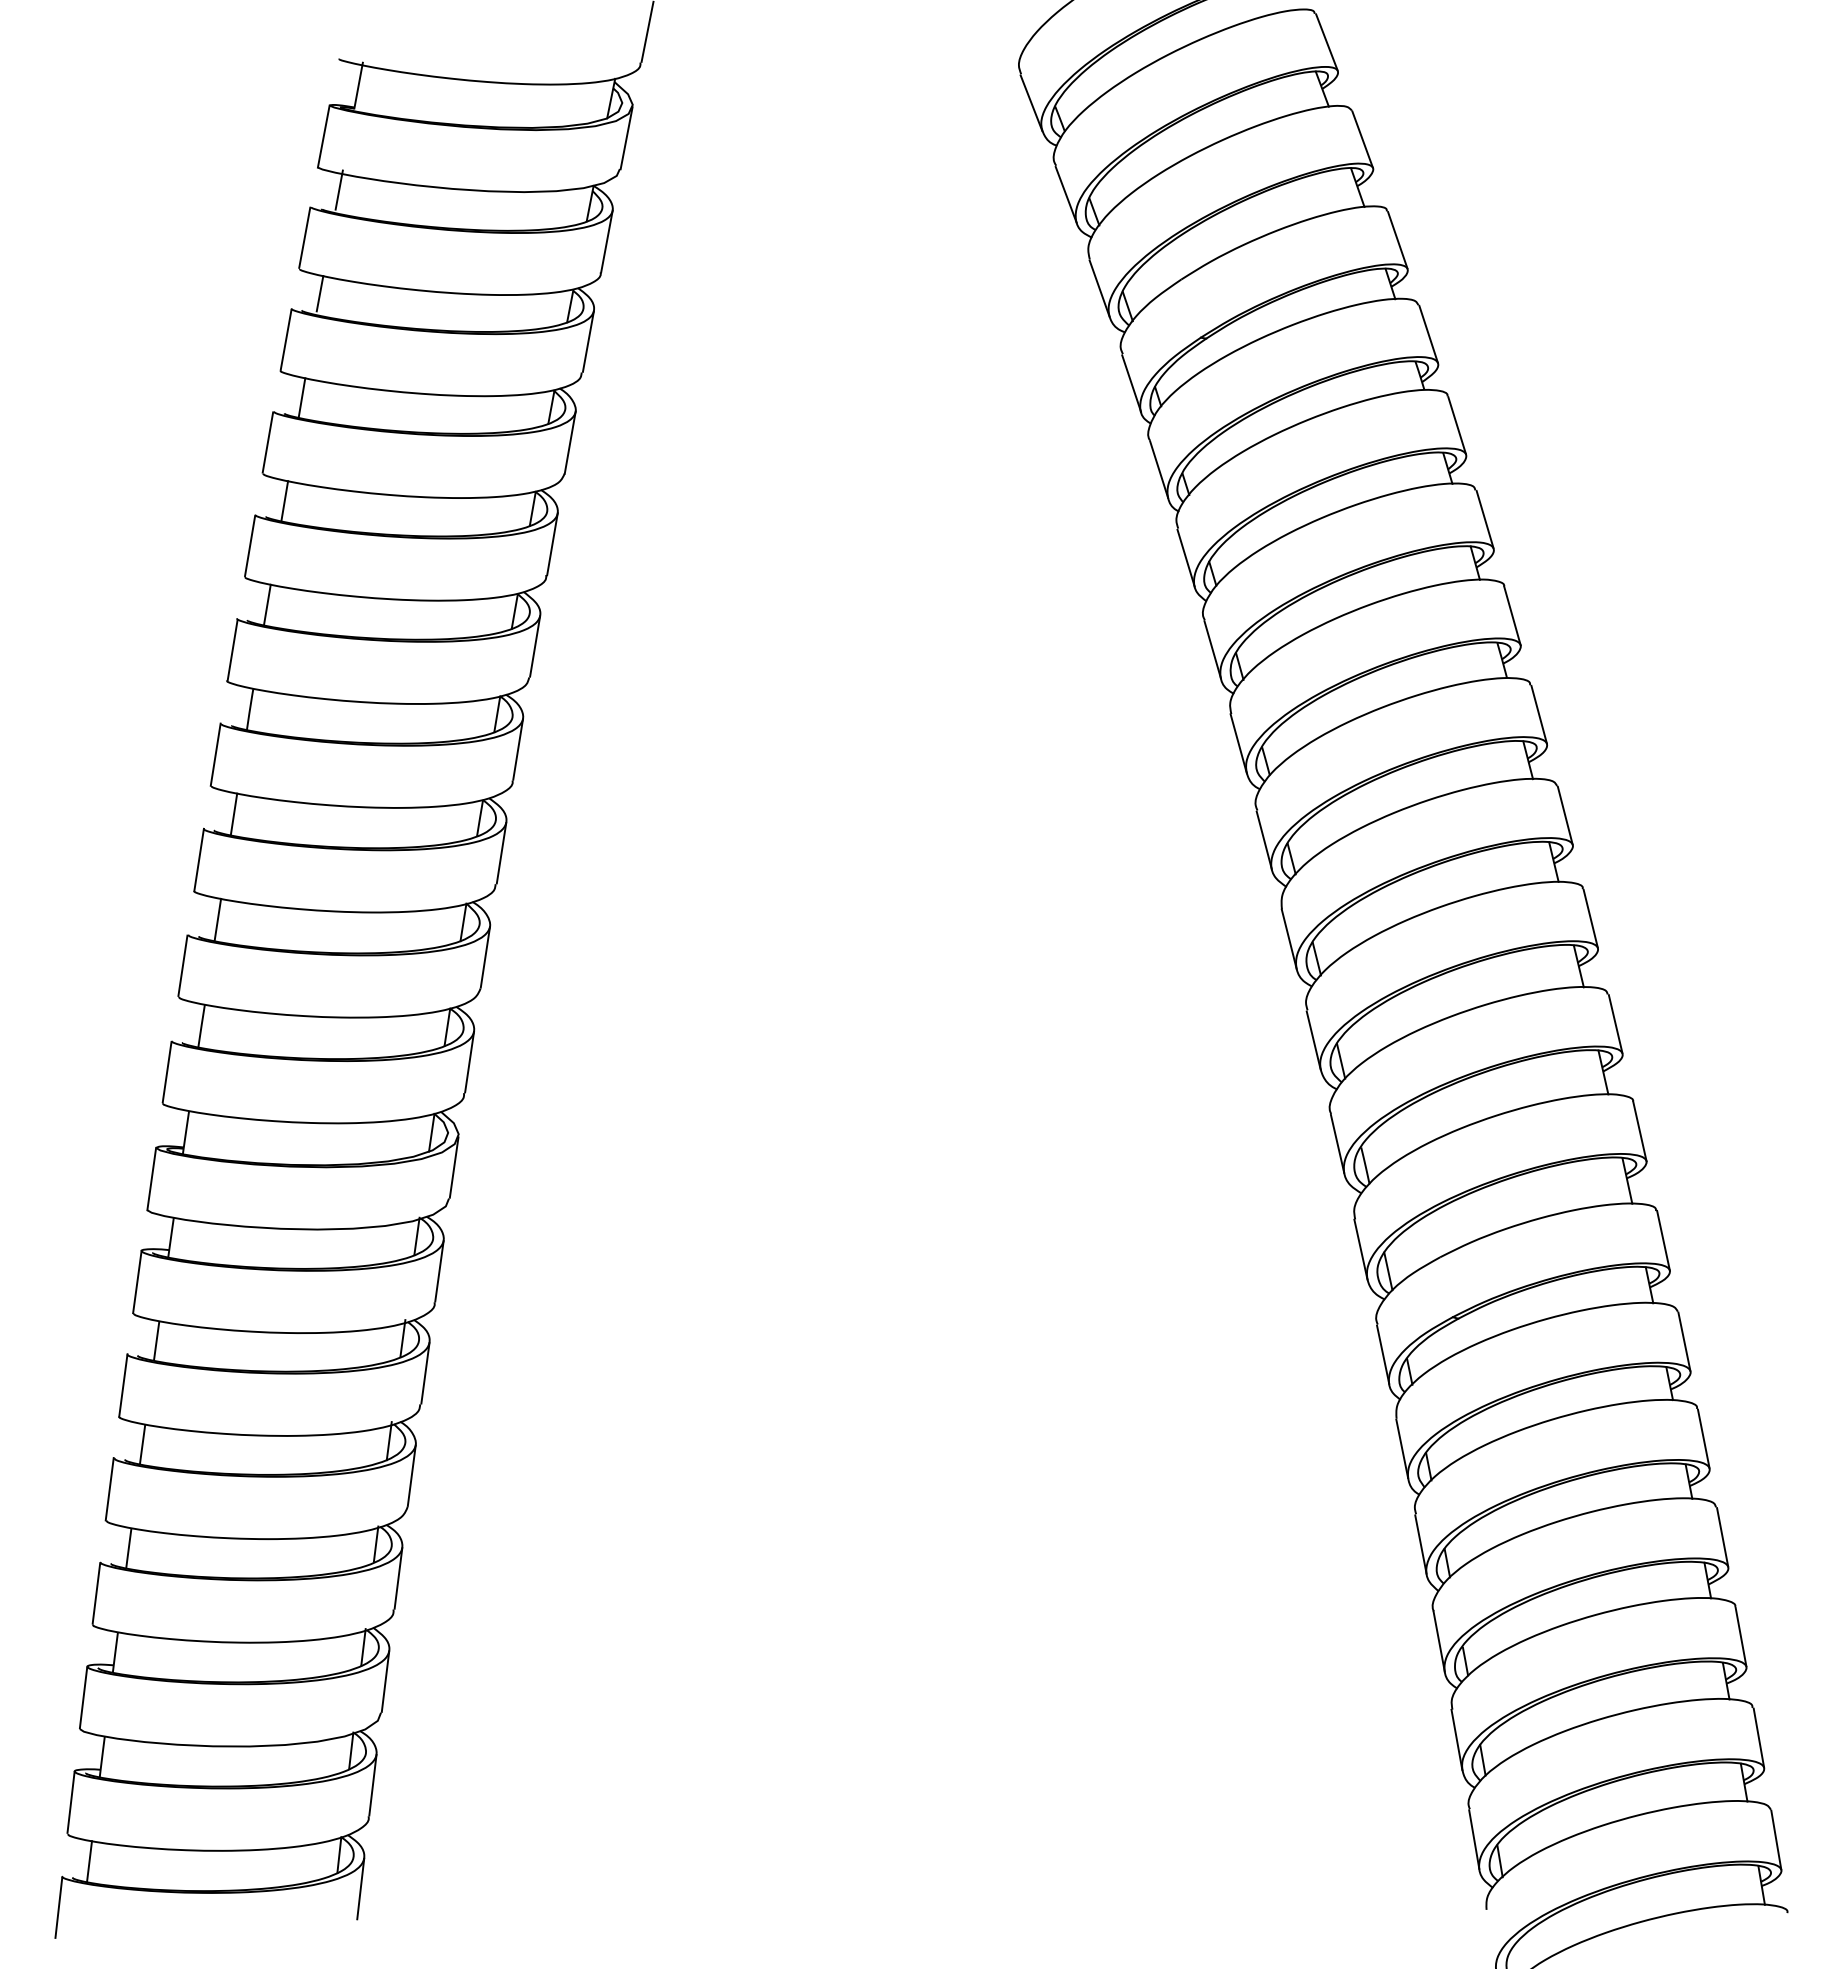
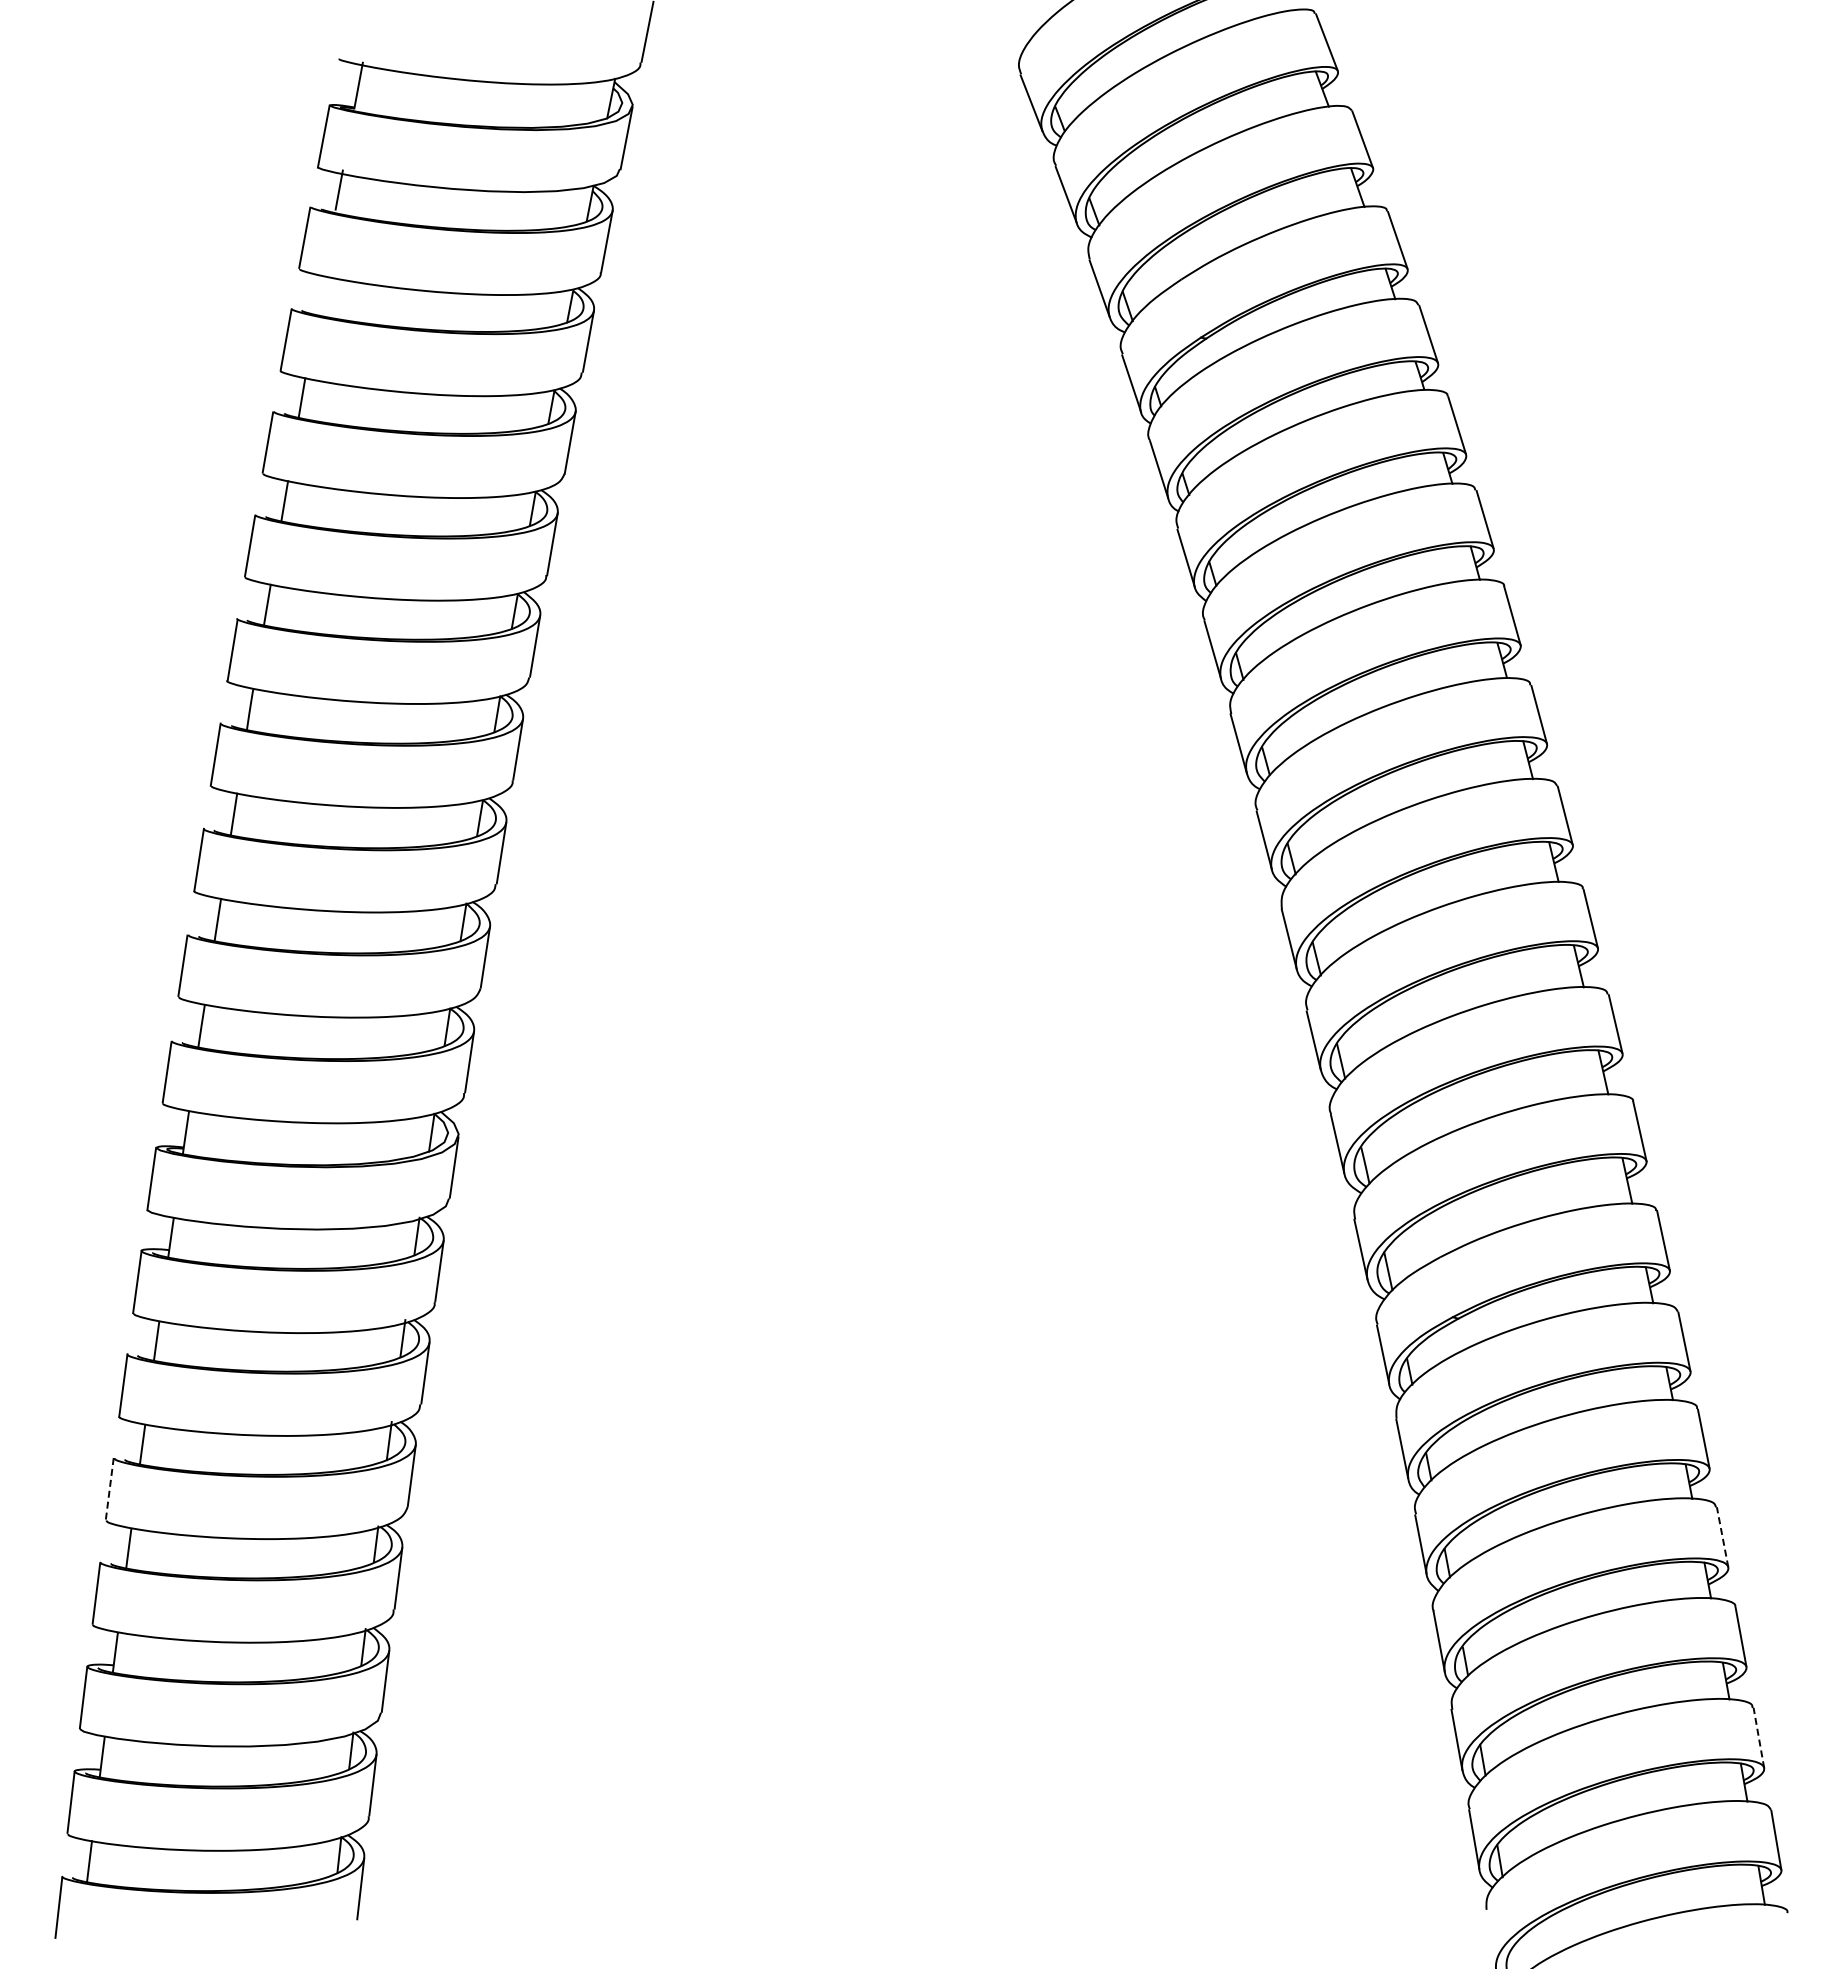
line: present -> none (319, 293)
line: solid -> dashed (109, 1489)
line: solid -> dashed (1722, 1537)
line: solid -> dashed (1758, 1737)
